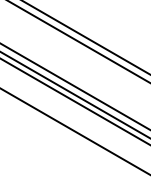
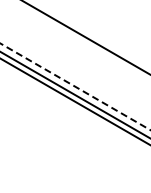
line: present -> none (78, 41)
line: solid -> dashed (75, 86)
line: present -> none (74, 131)
